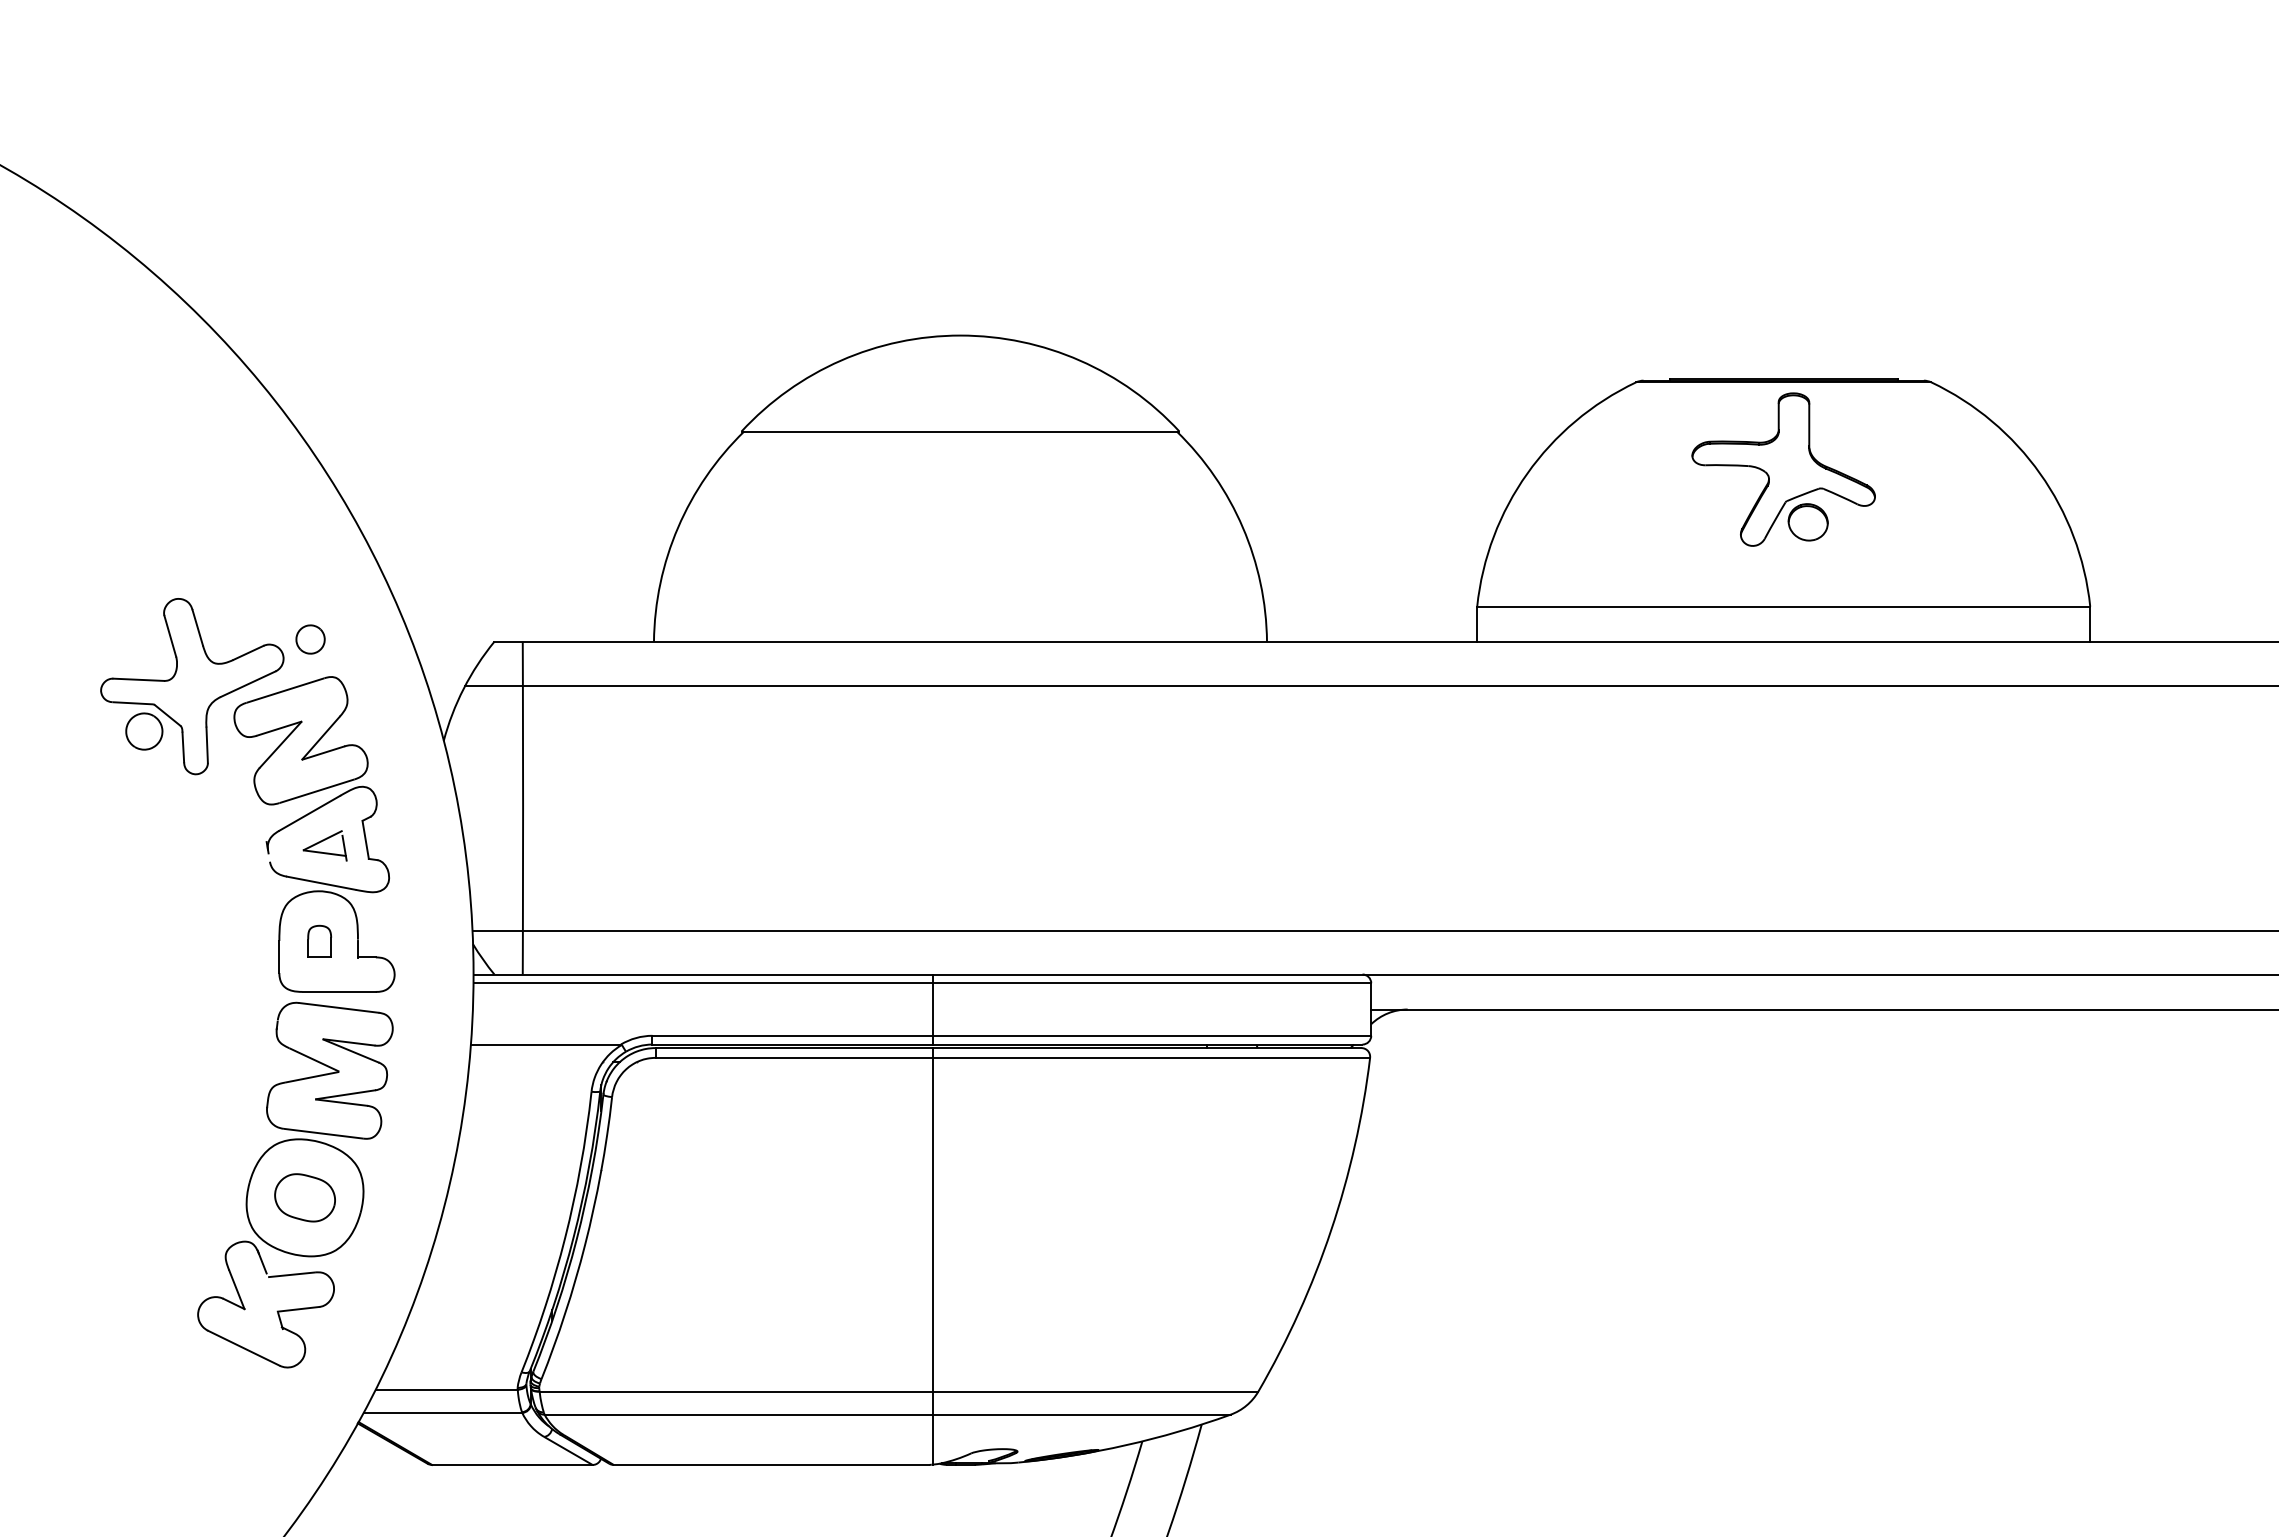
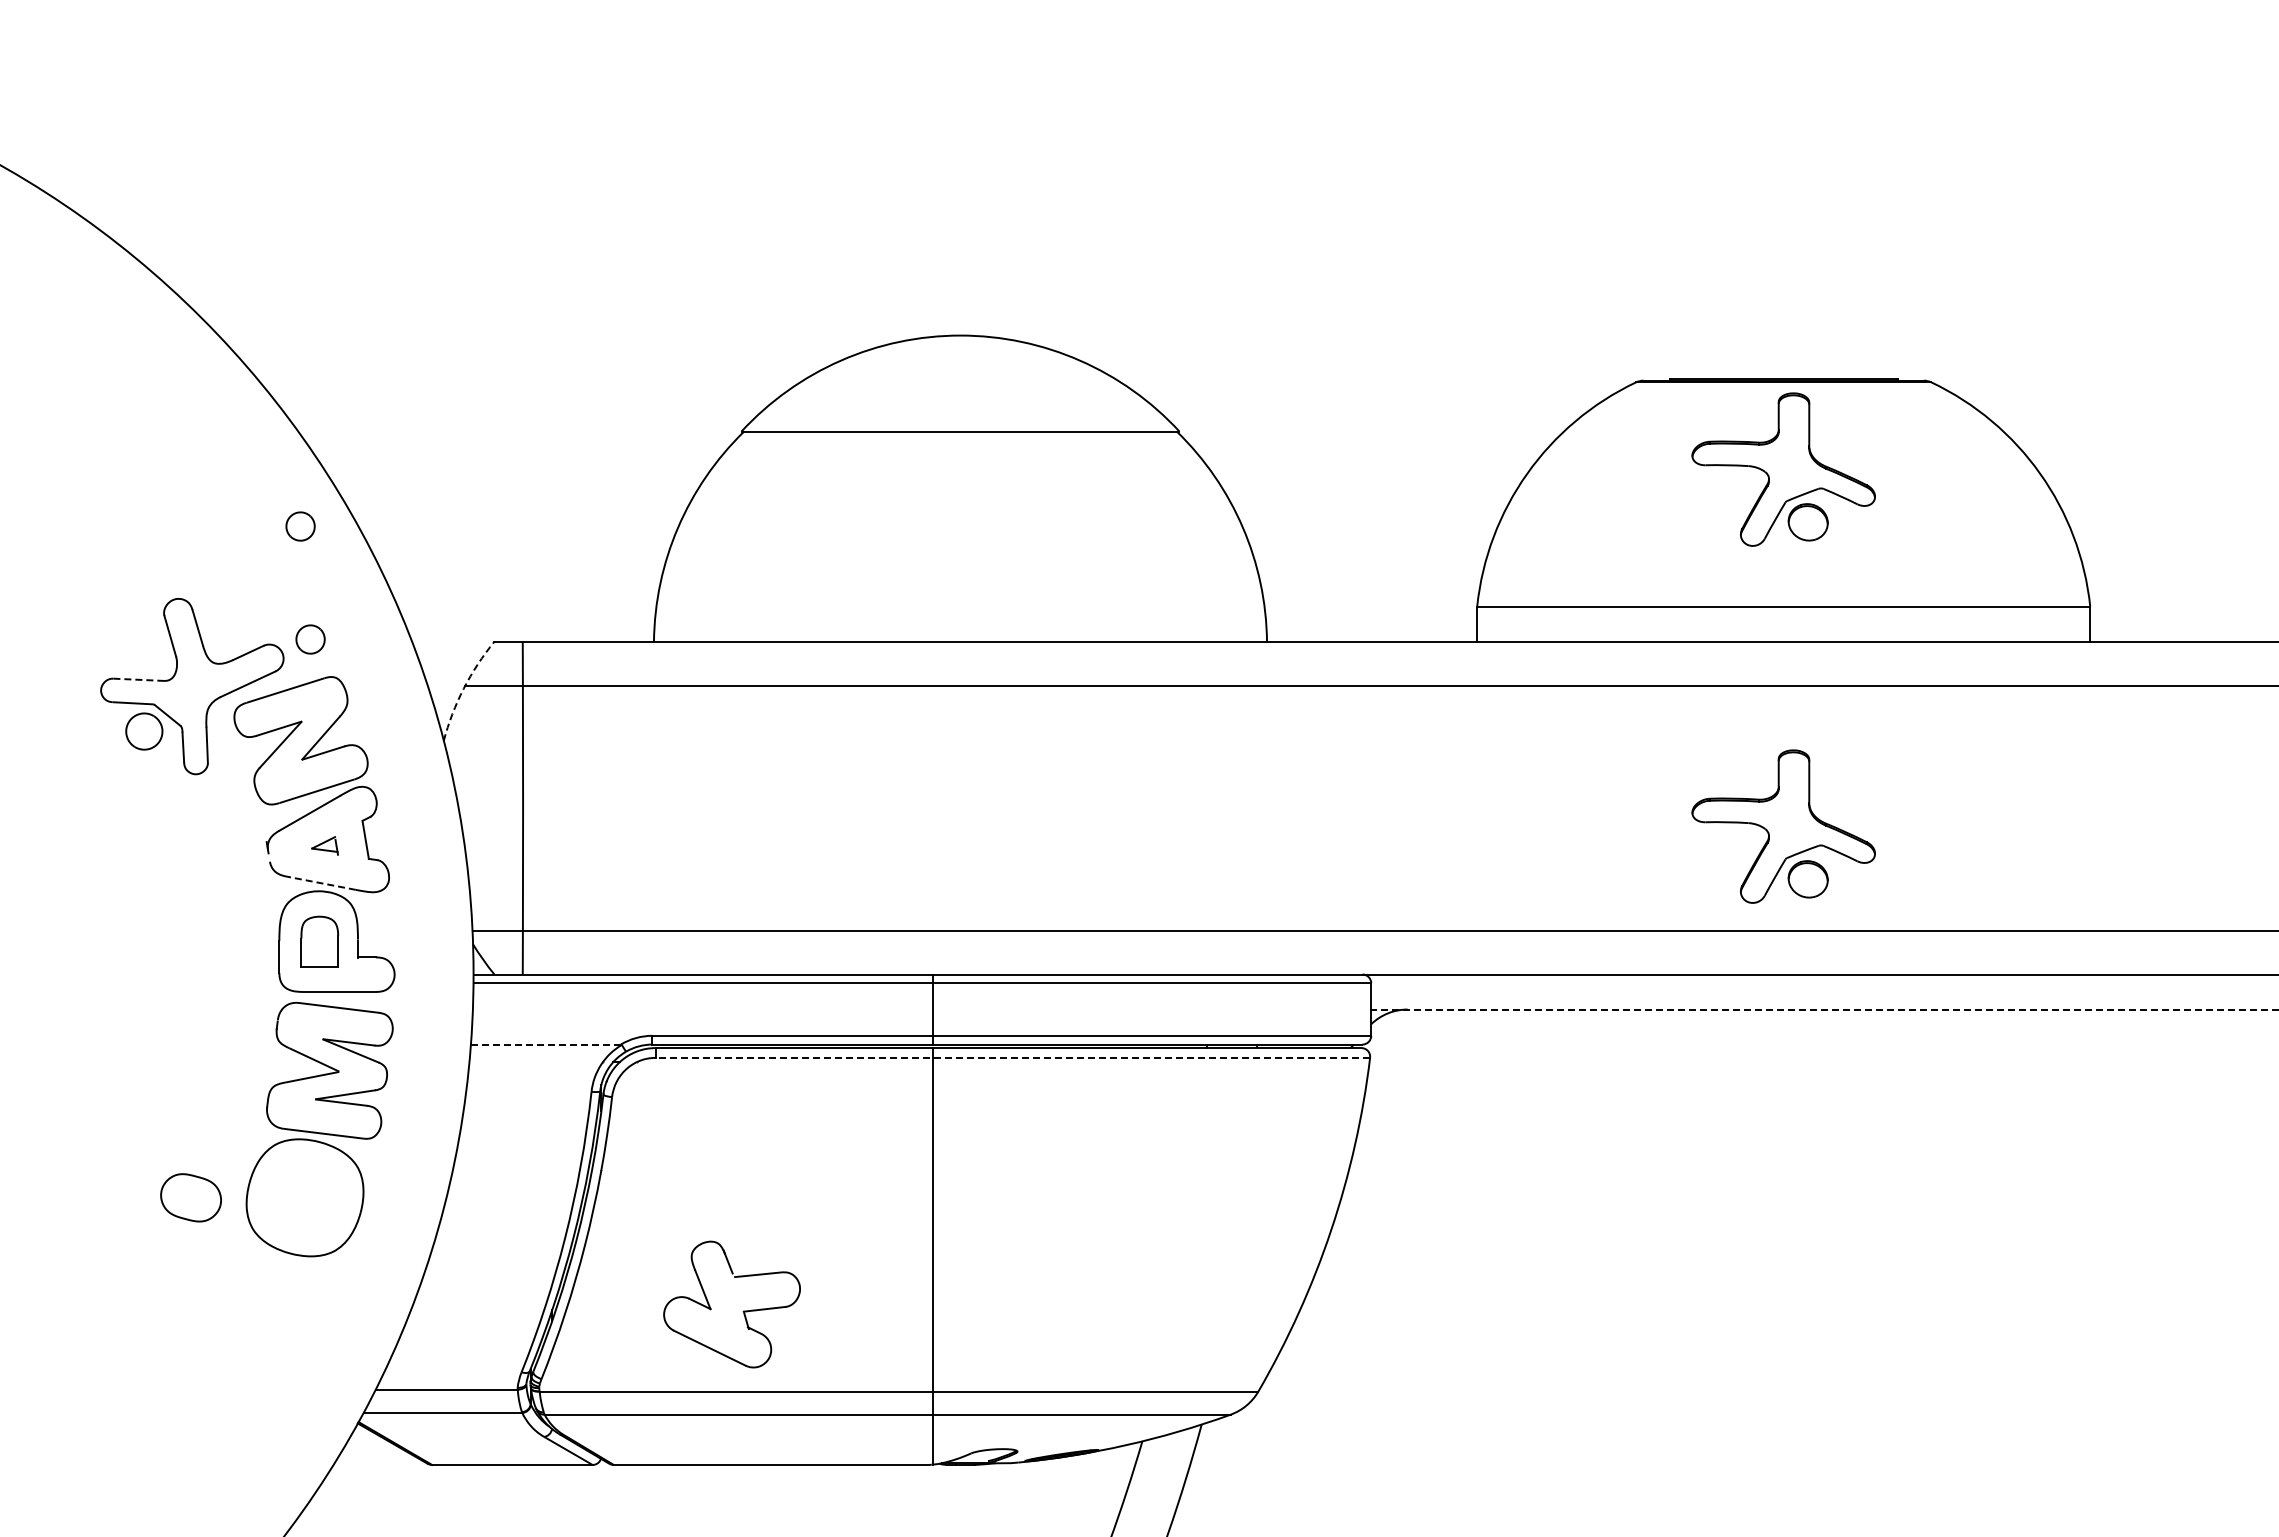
part: none -> present (300, 526)
line: solid -> dashed (139, 679)
arc: solid -> dashed (463, 688)
part: none -> present (1783, 826)
part size: 46x32 px -> 28x20 px (324, 845)
line: solid -> dashed (320, 883)
part size: 25x34 px -> 40x53 px (319, 941)
line: solid -> dashed (1825, 1009)
line: solid -> dashed (545, 1044)
line: solid -> dashed (1012, 1057)
part position: (304, 1197) -> (190, 1197) (190, 1197)
part position: (276, 1311) -> (742, 1311) (742, 1311)
